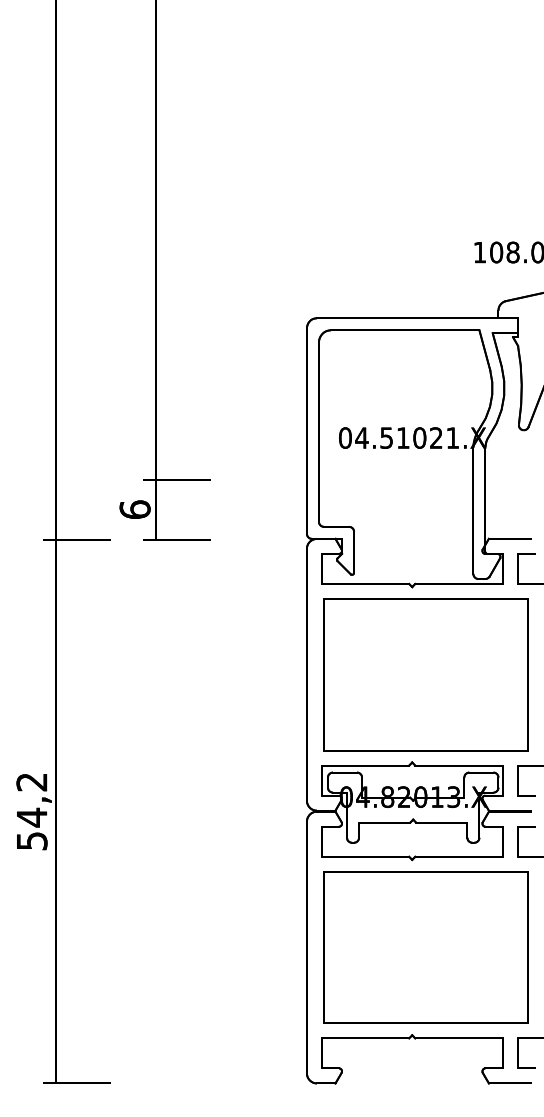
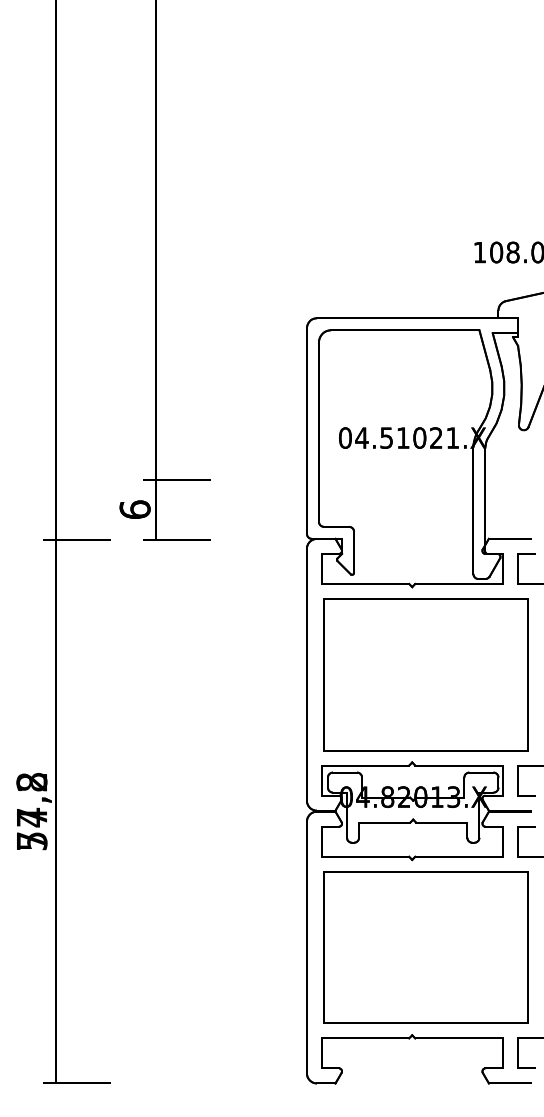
text: 54,2 -> 77,8 (31, 811)
